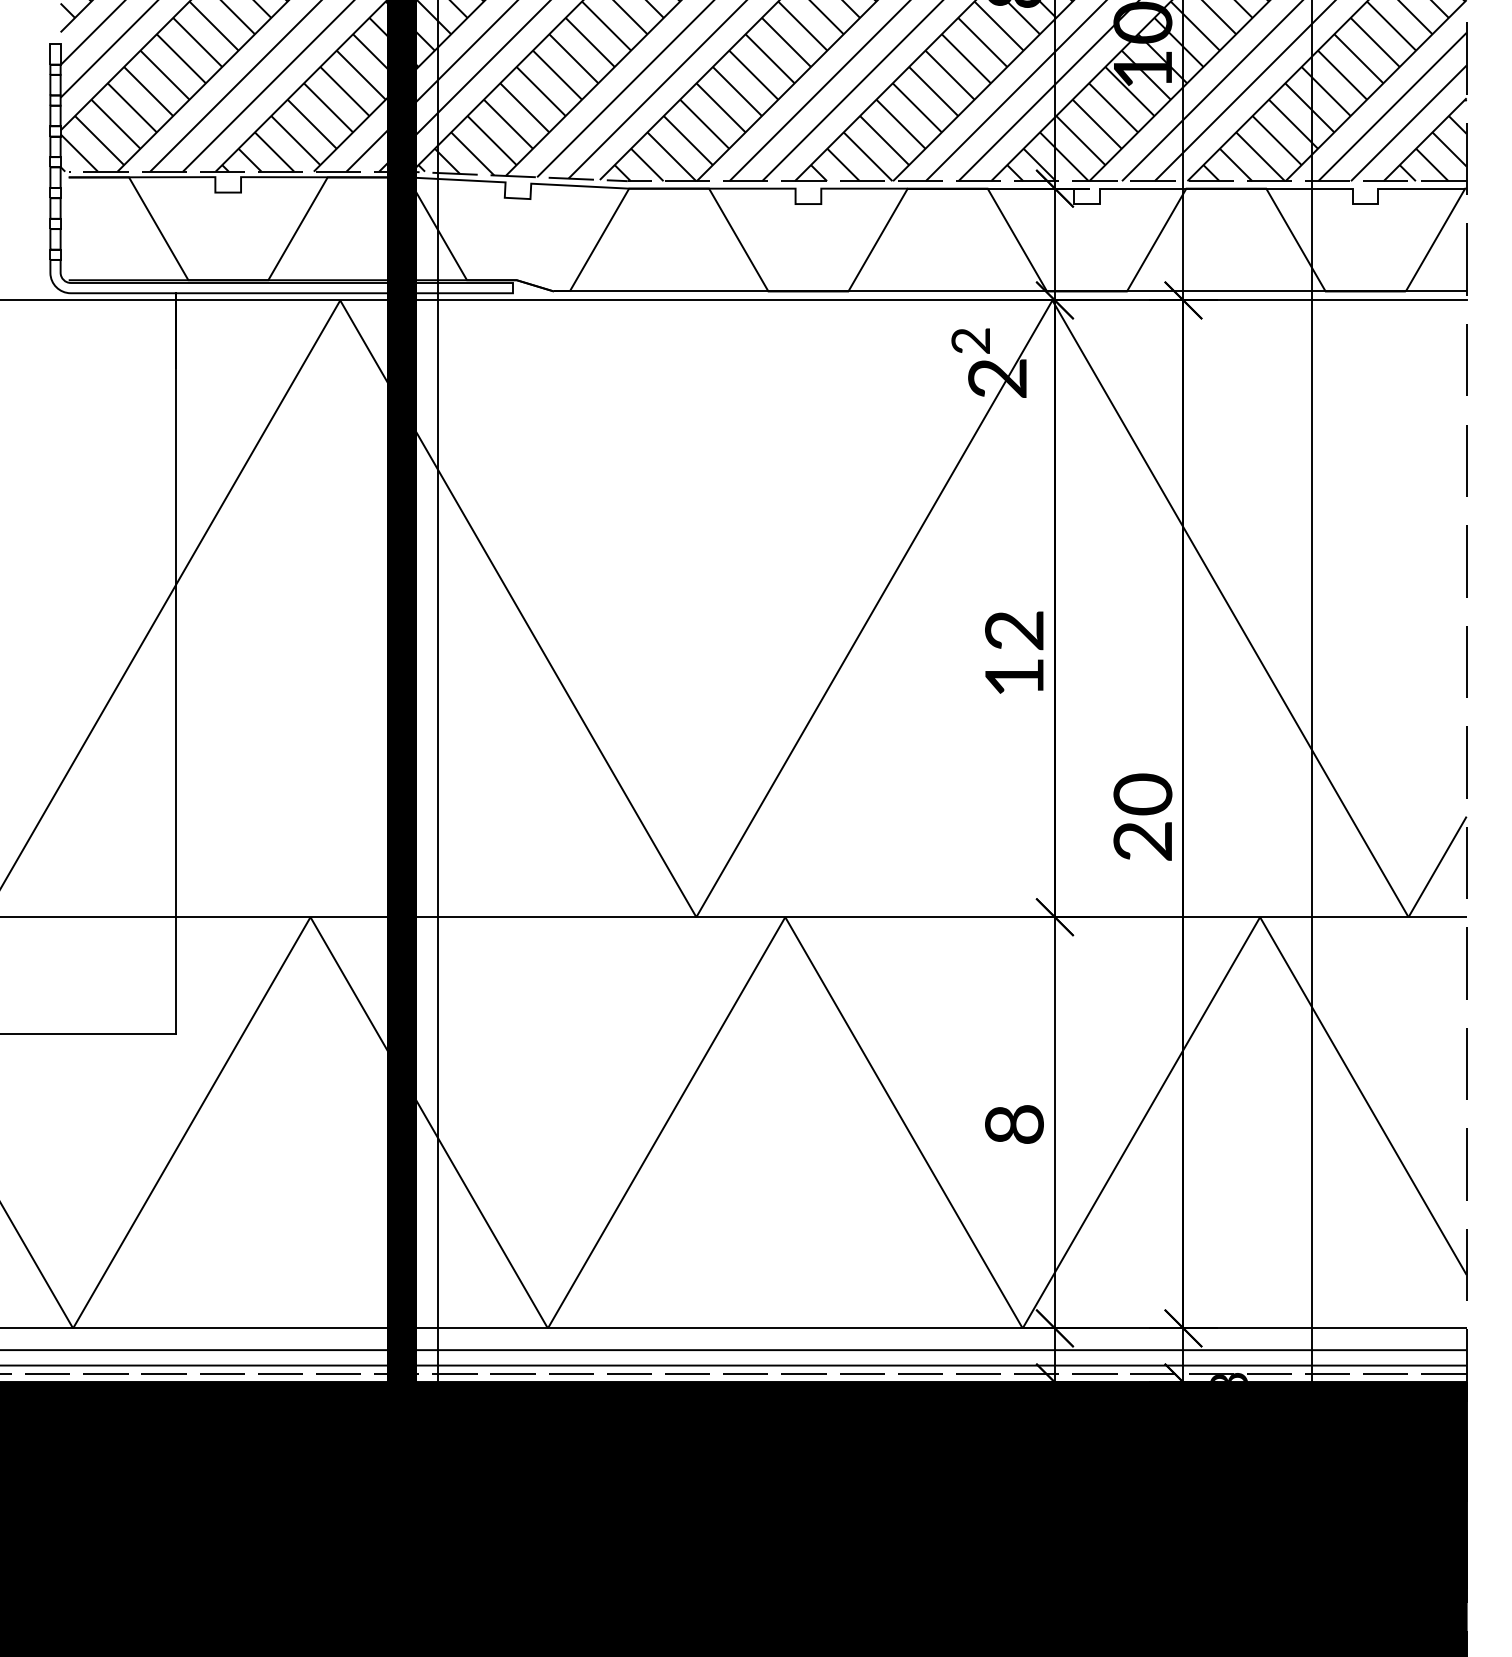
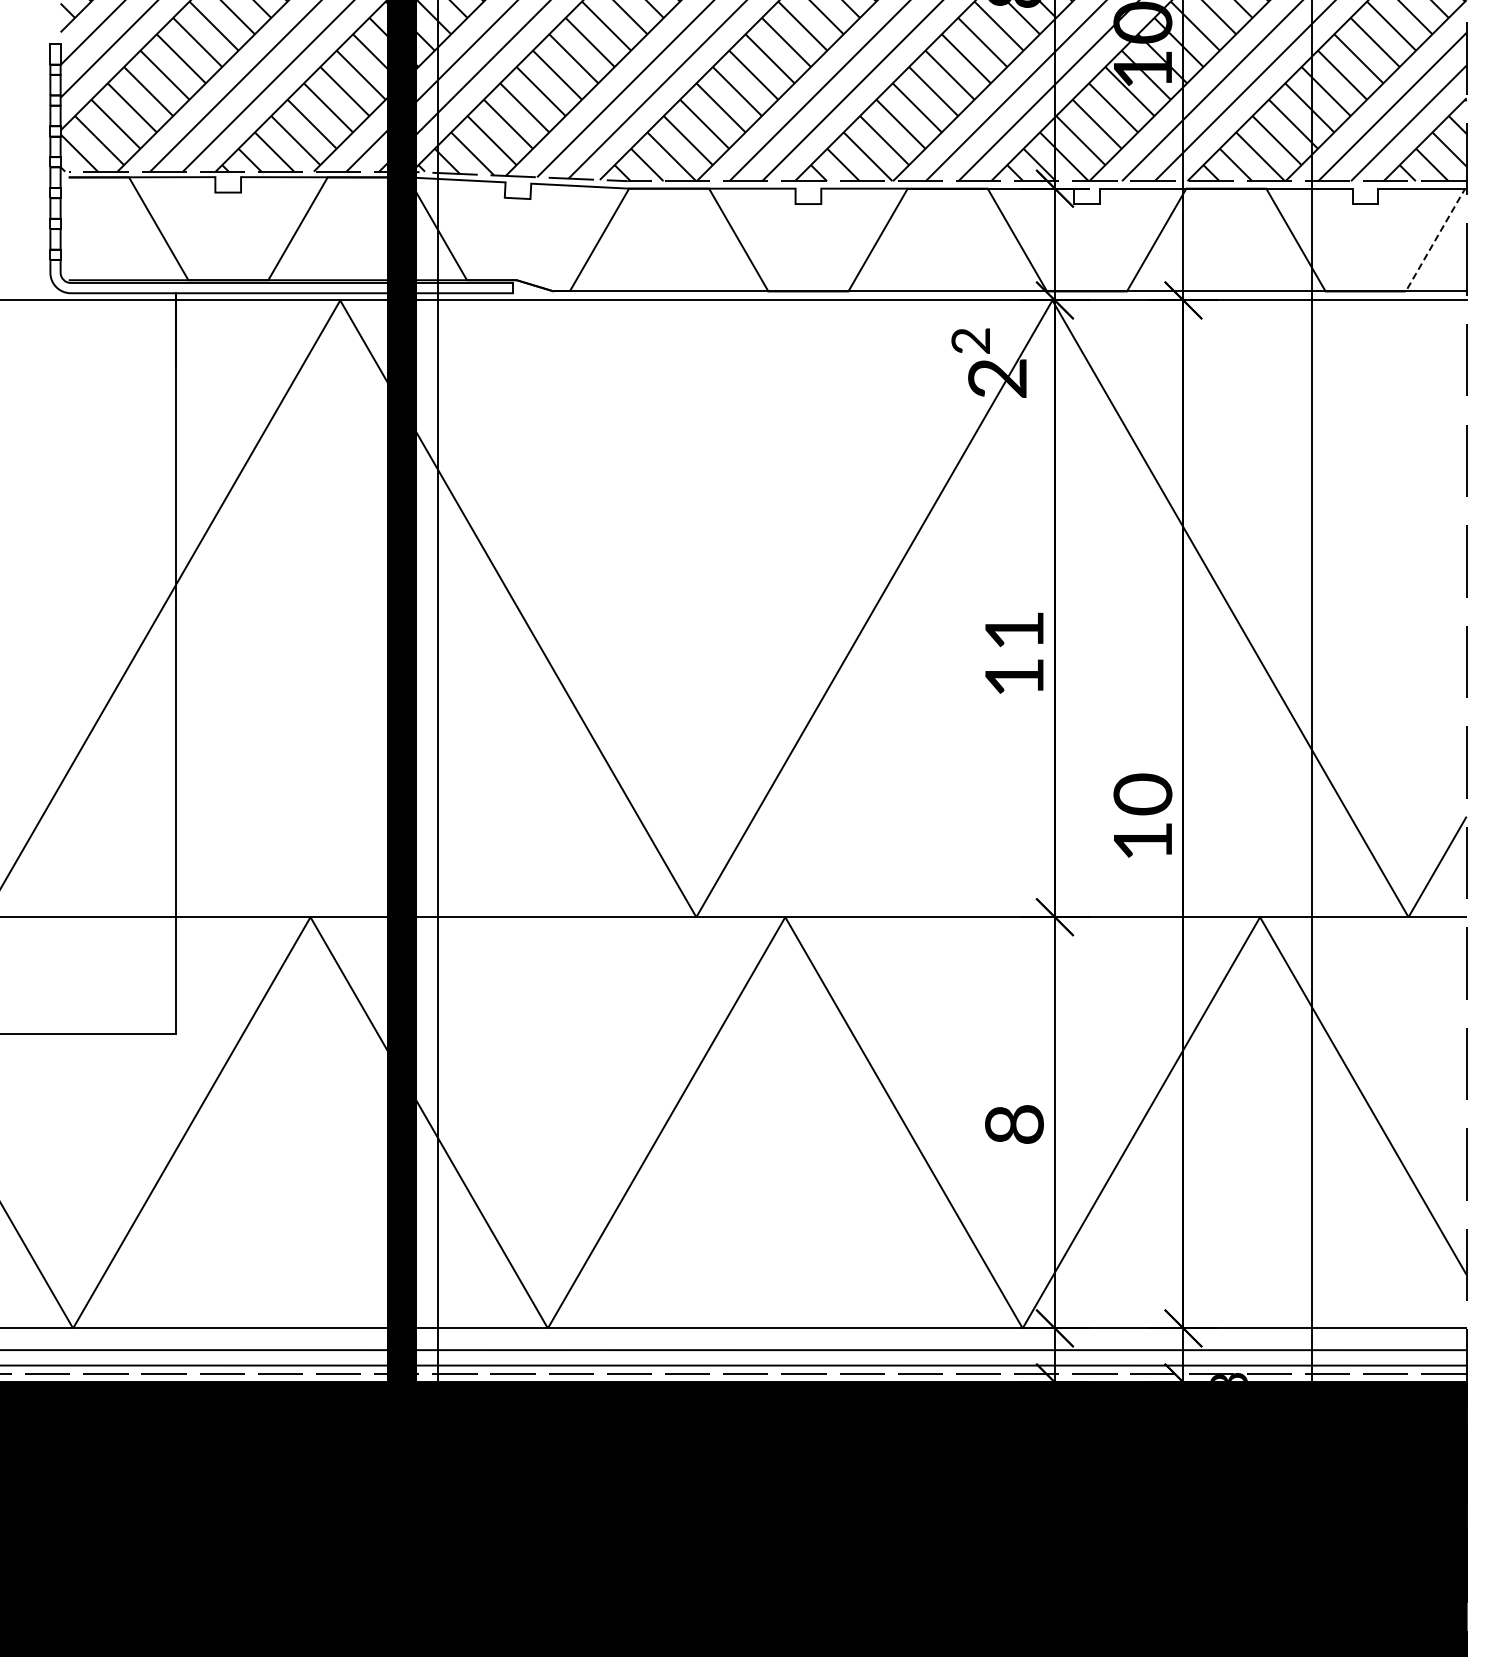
line: solid -> dashed (1436, 238)
text: 12 -> 11 (1014, 630)
text: 20 -> 10 (1142, 841)
